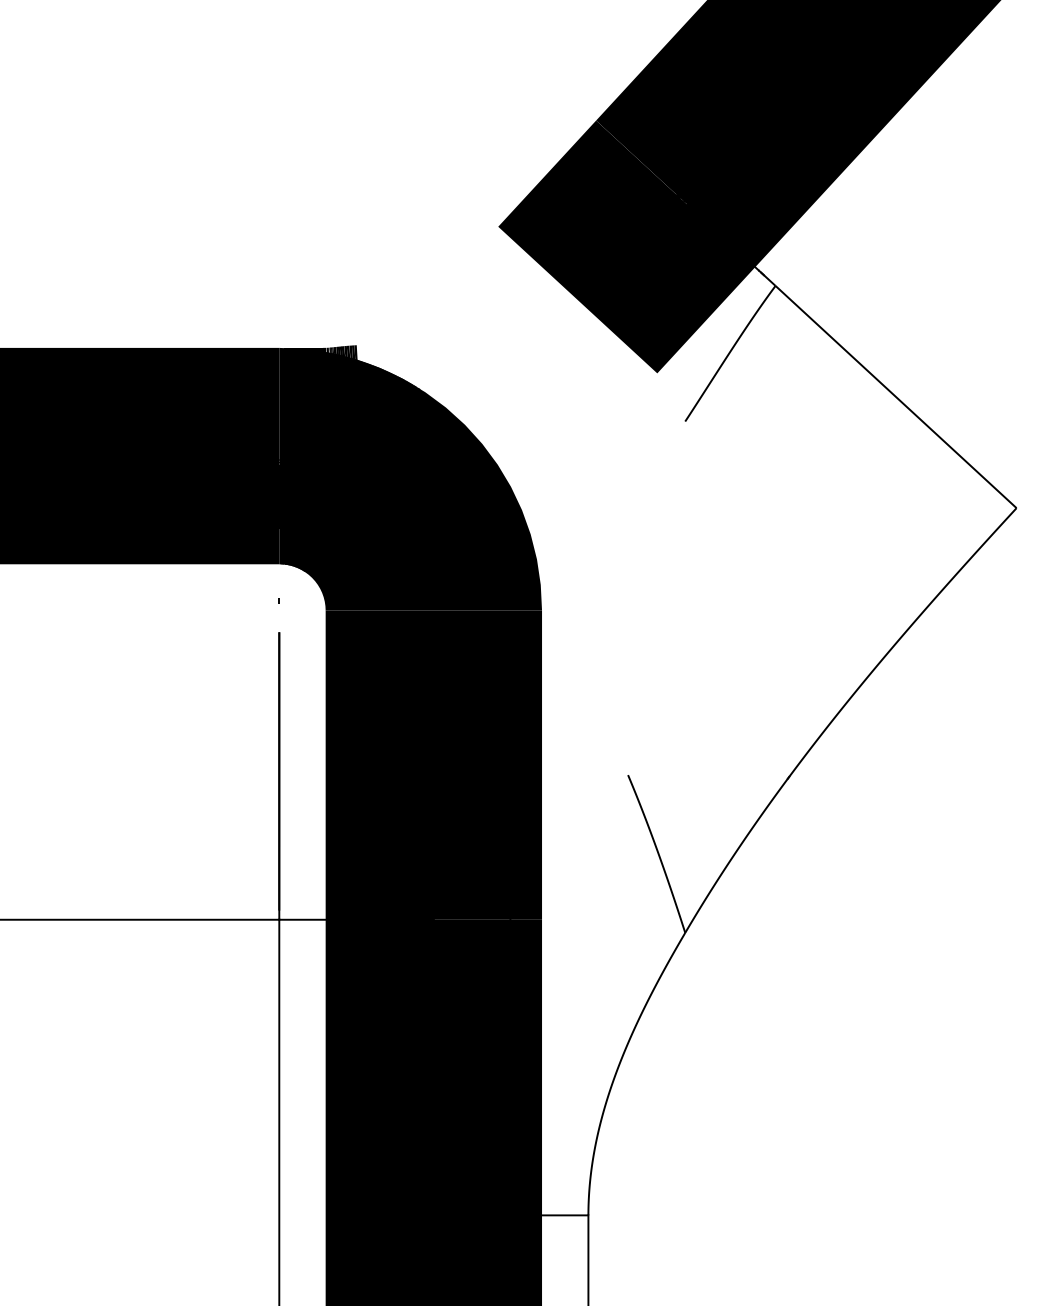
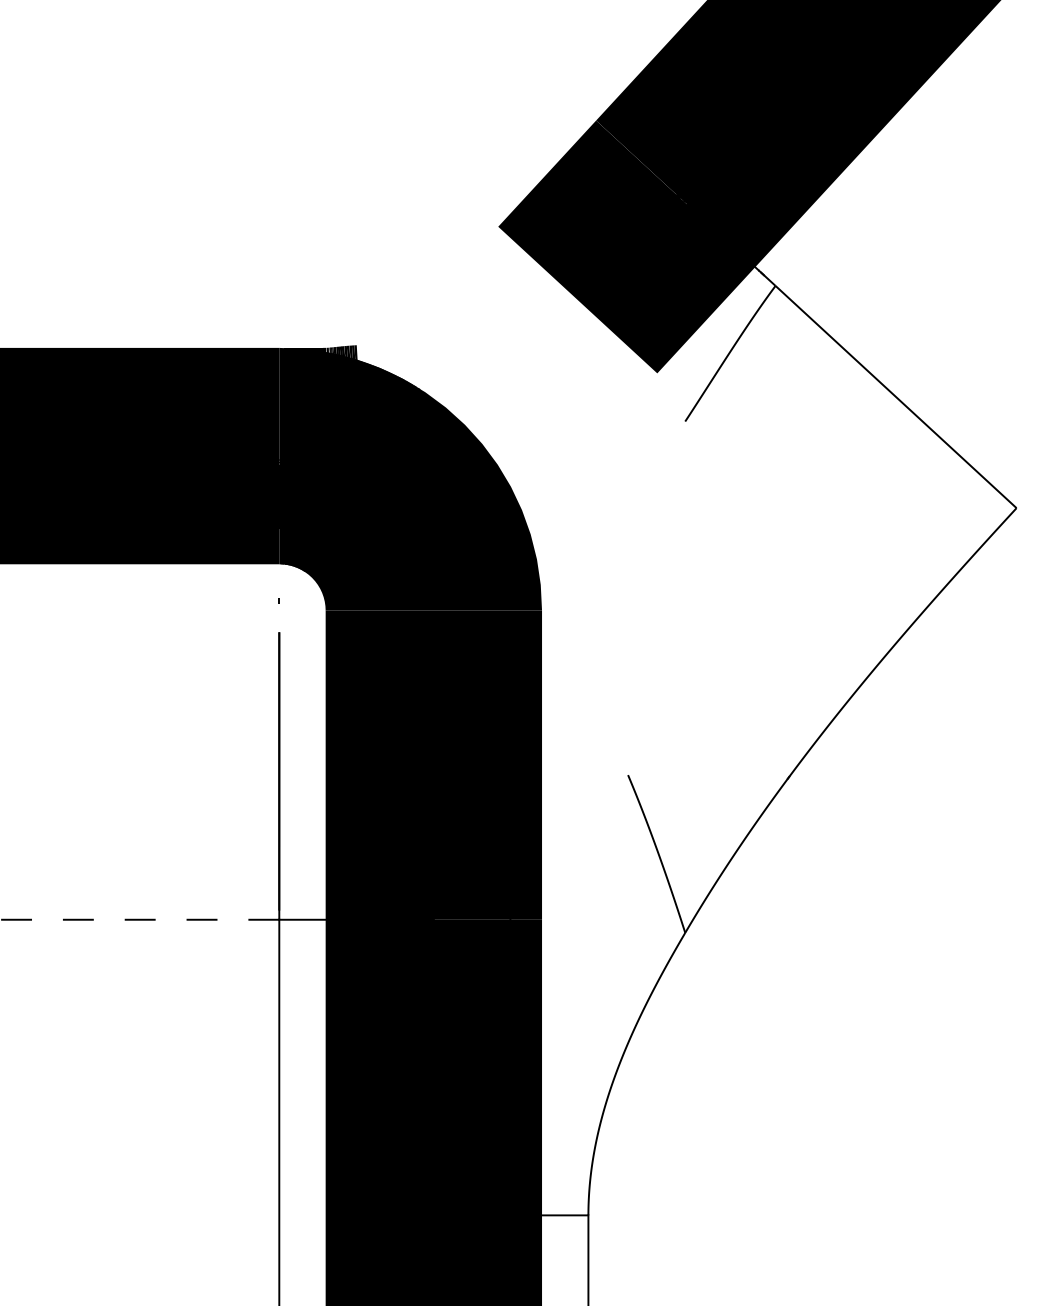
line: solid -> dashed (139, 919)
